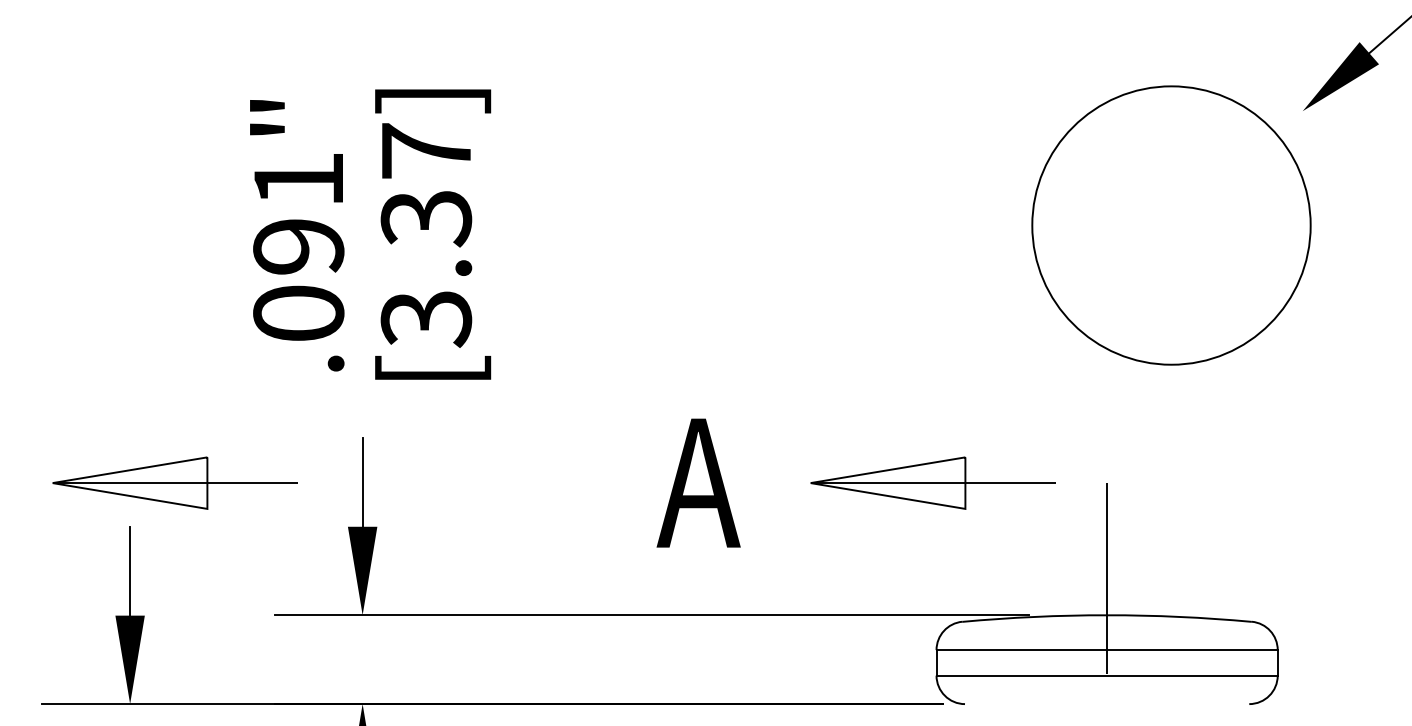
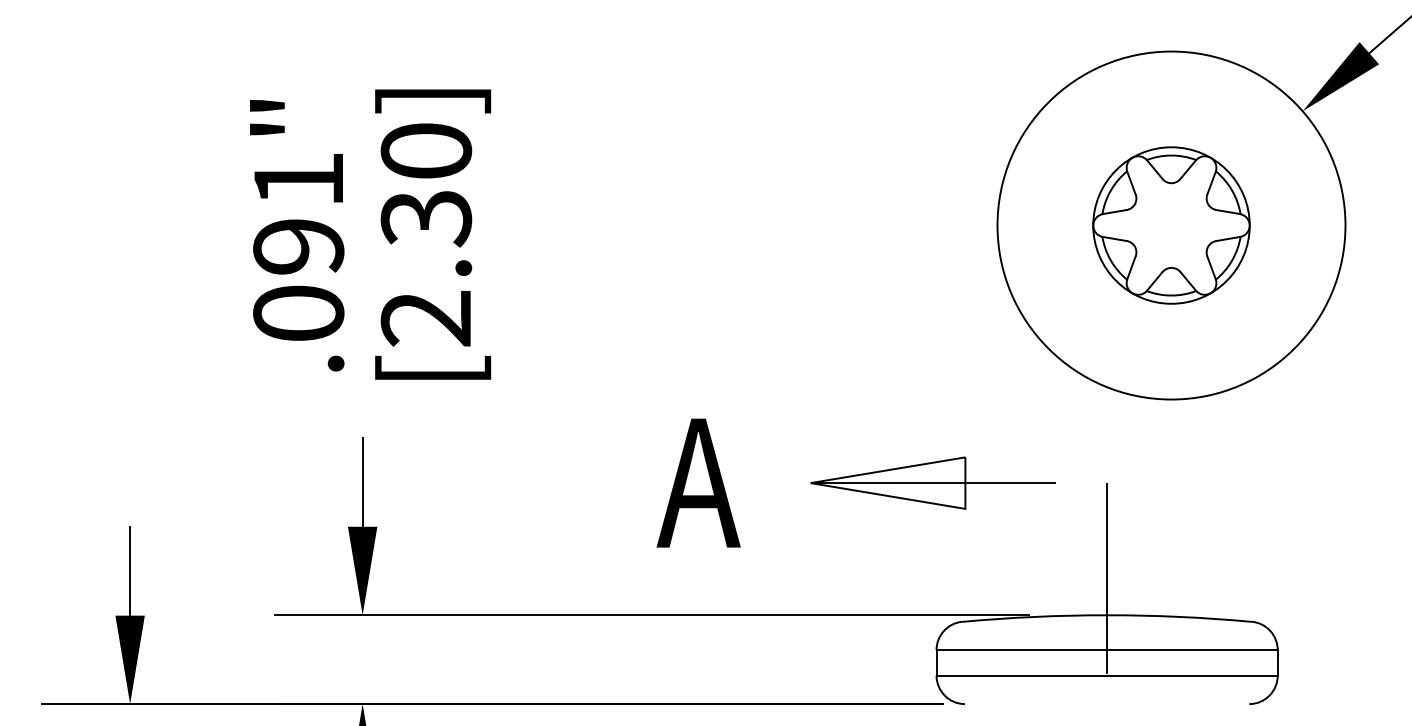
circle diameter: 278 px -> 348 px (1171, 225)
part: none -> present (1171, 225)
text: [3.37] -> [2.30] (426, 235)
part: present -> none (174, 482)
